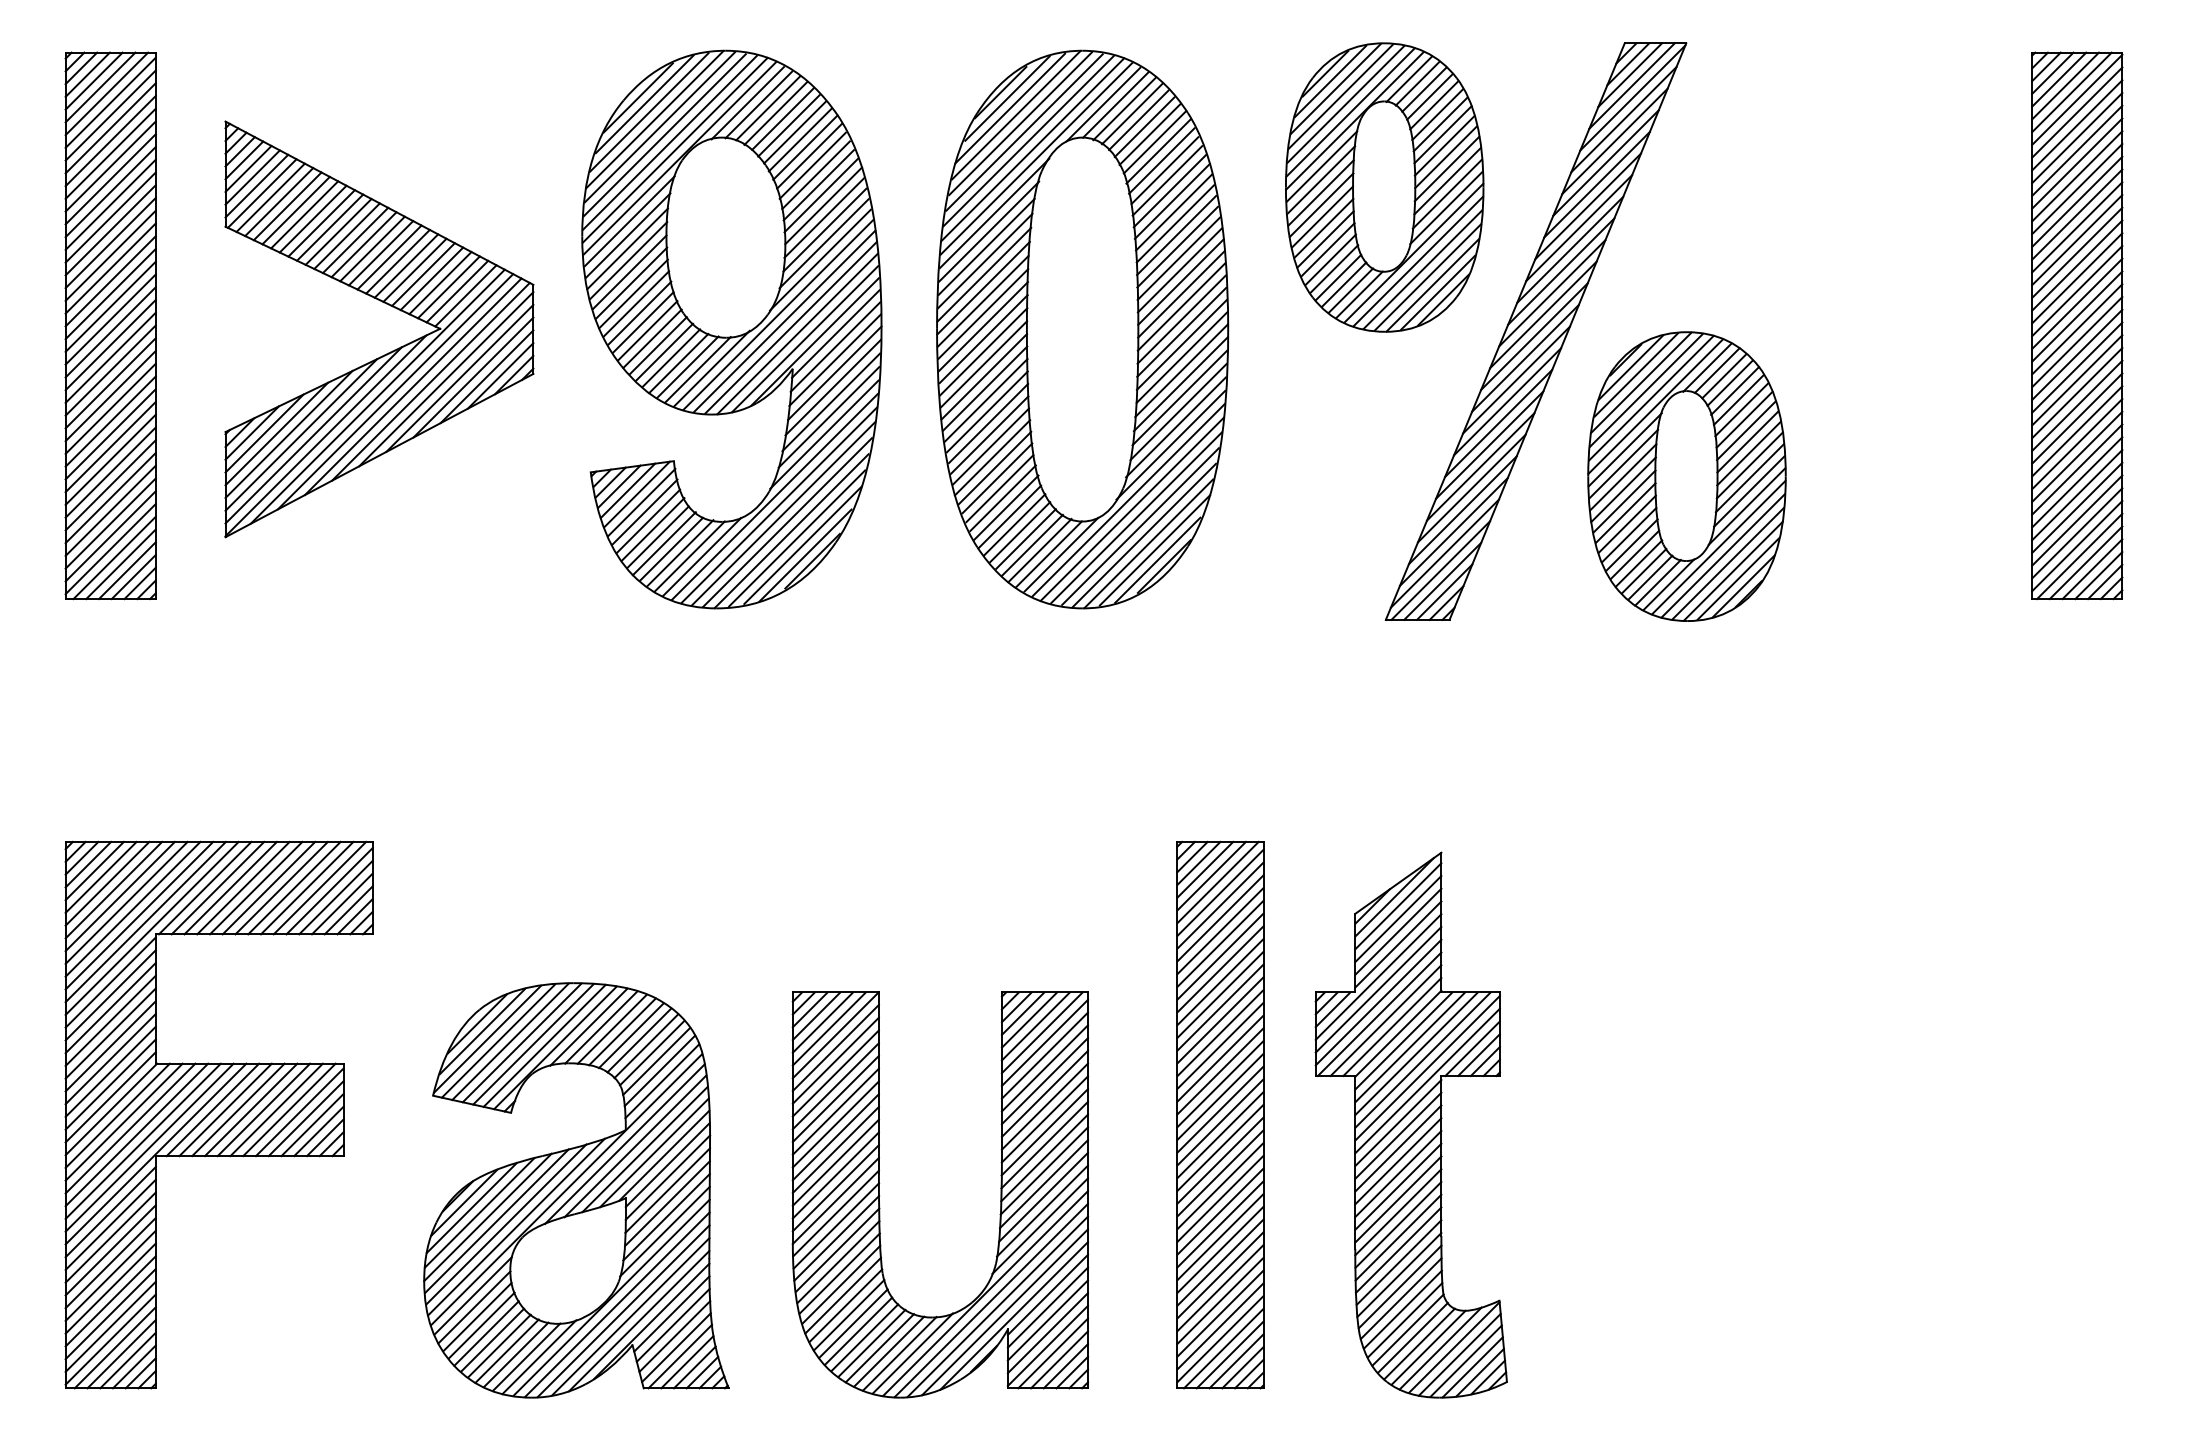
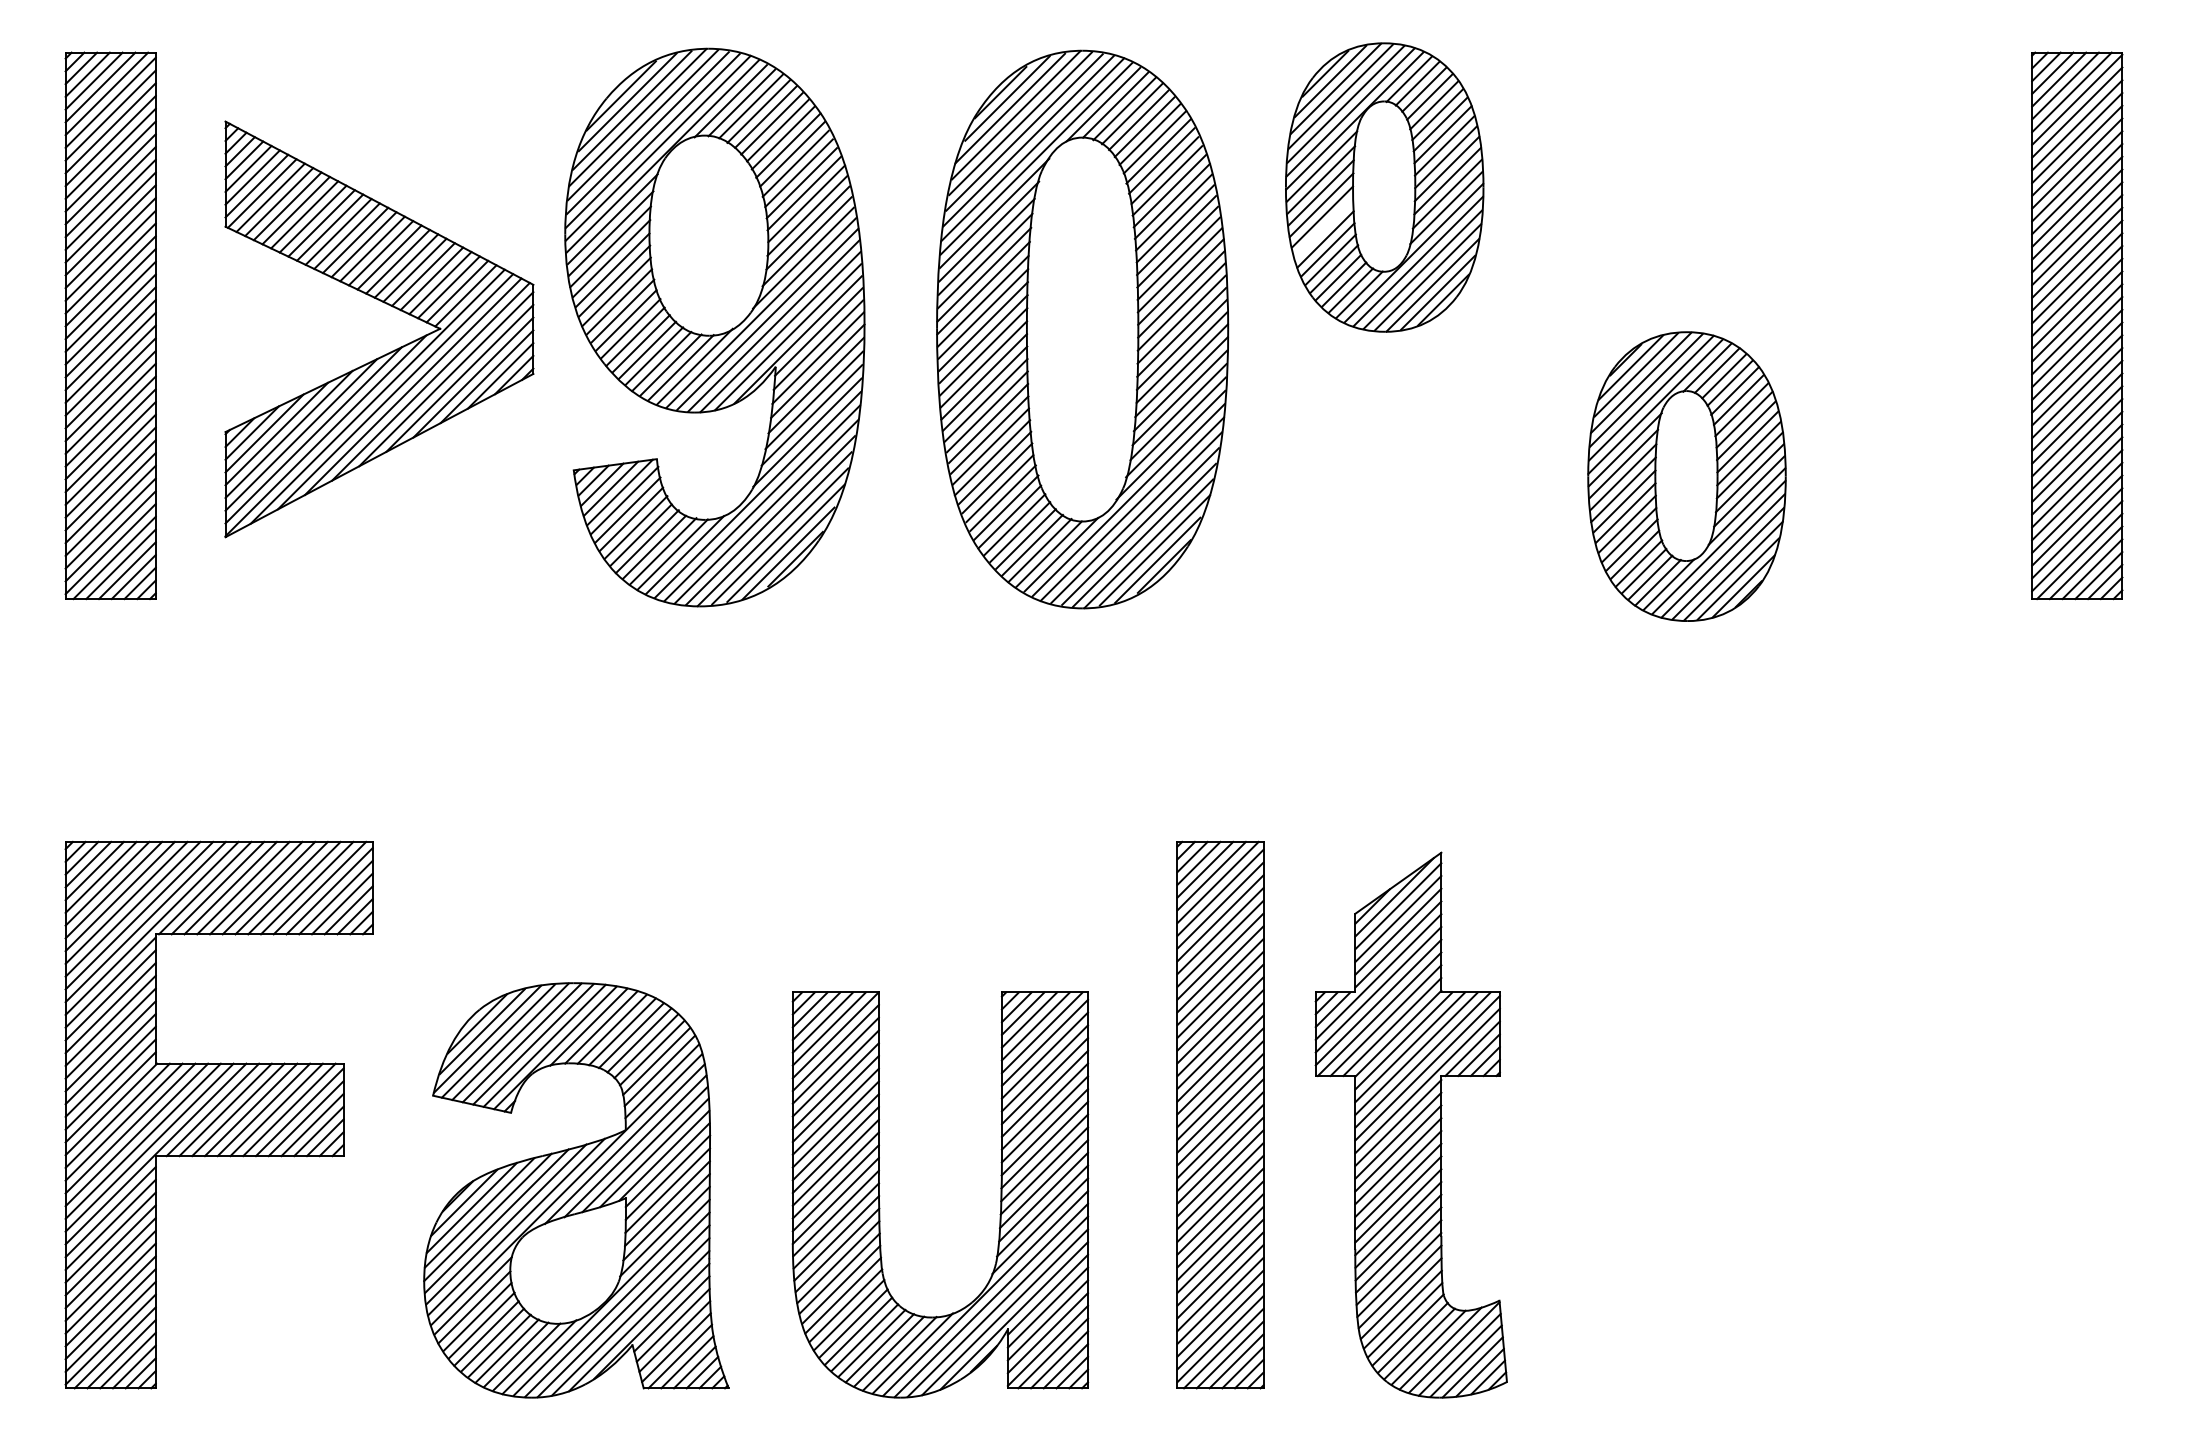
line: present -> none (1323, 227)
part position: (731, 329) -> (714, 327) (714, 327)
part: present -> none (1535, 331)
